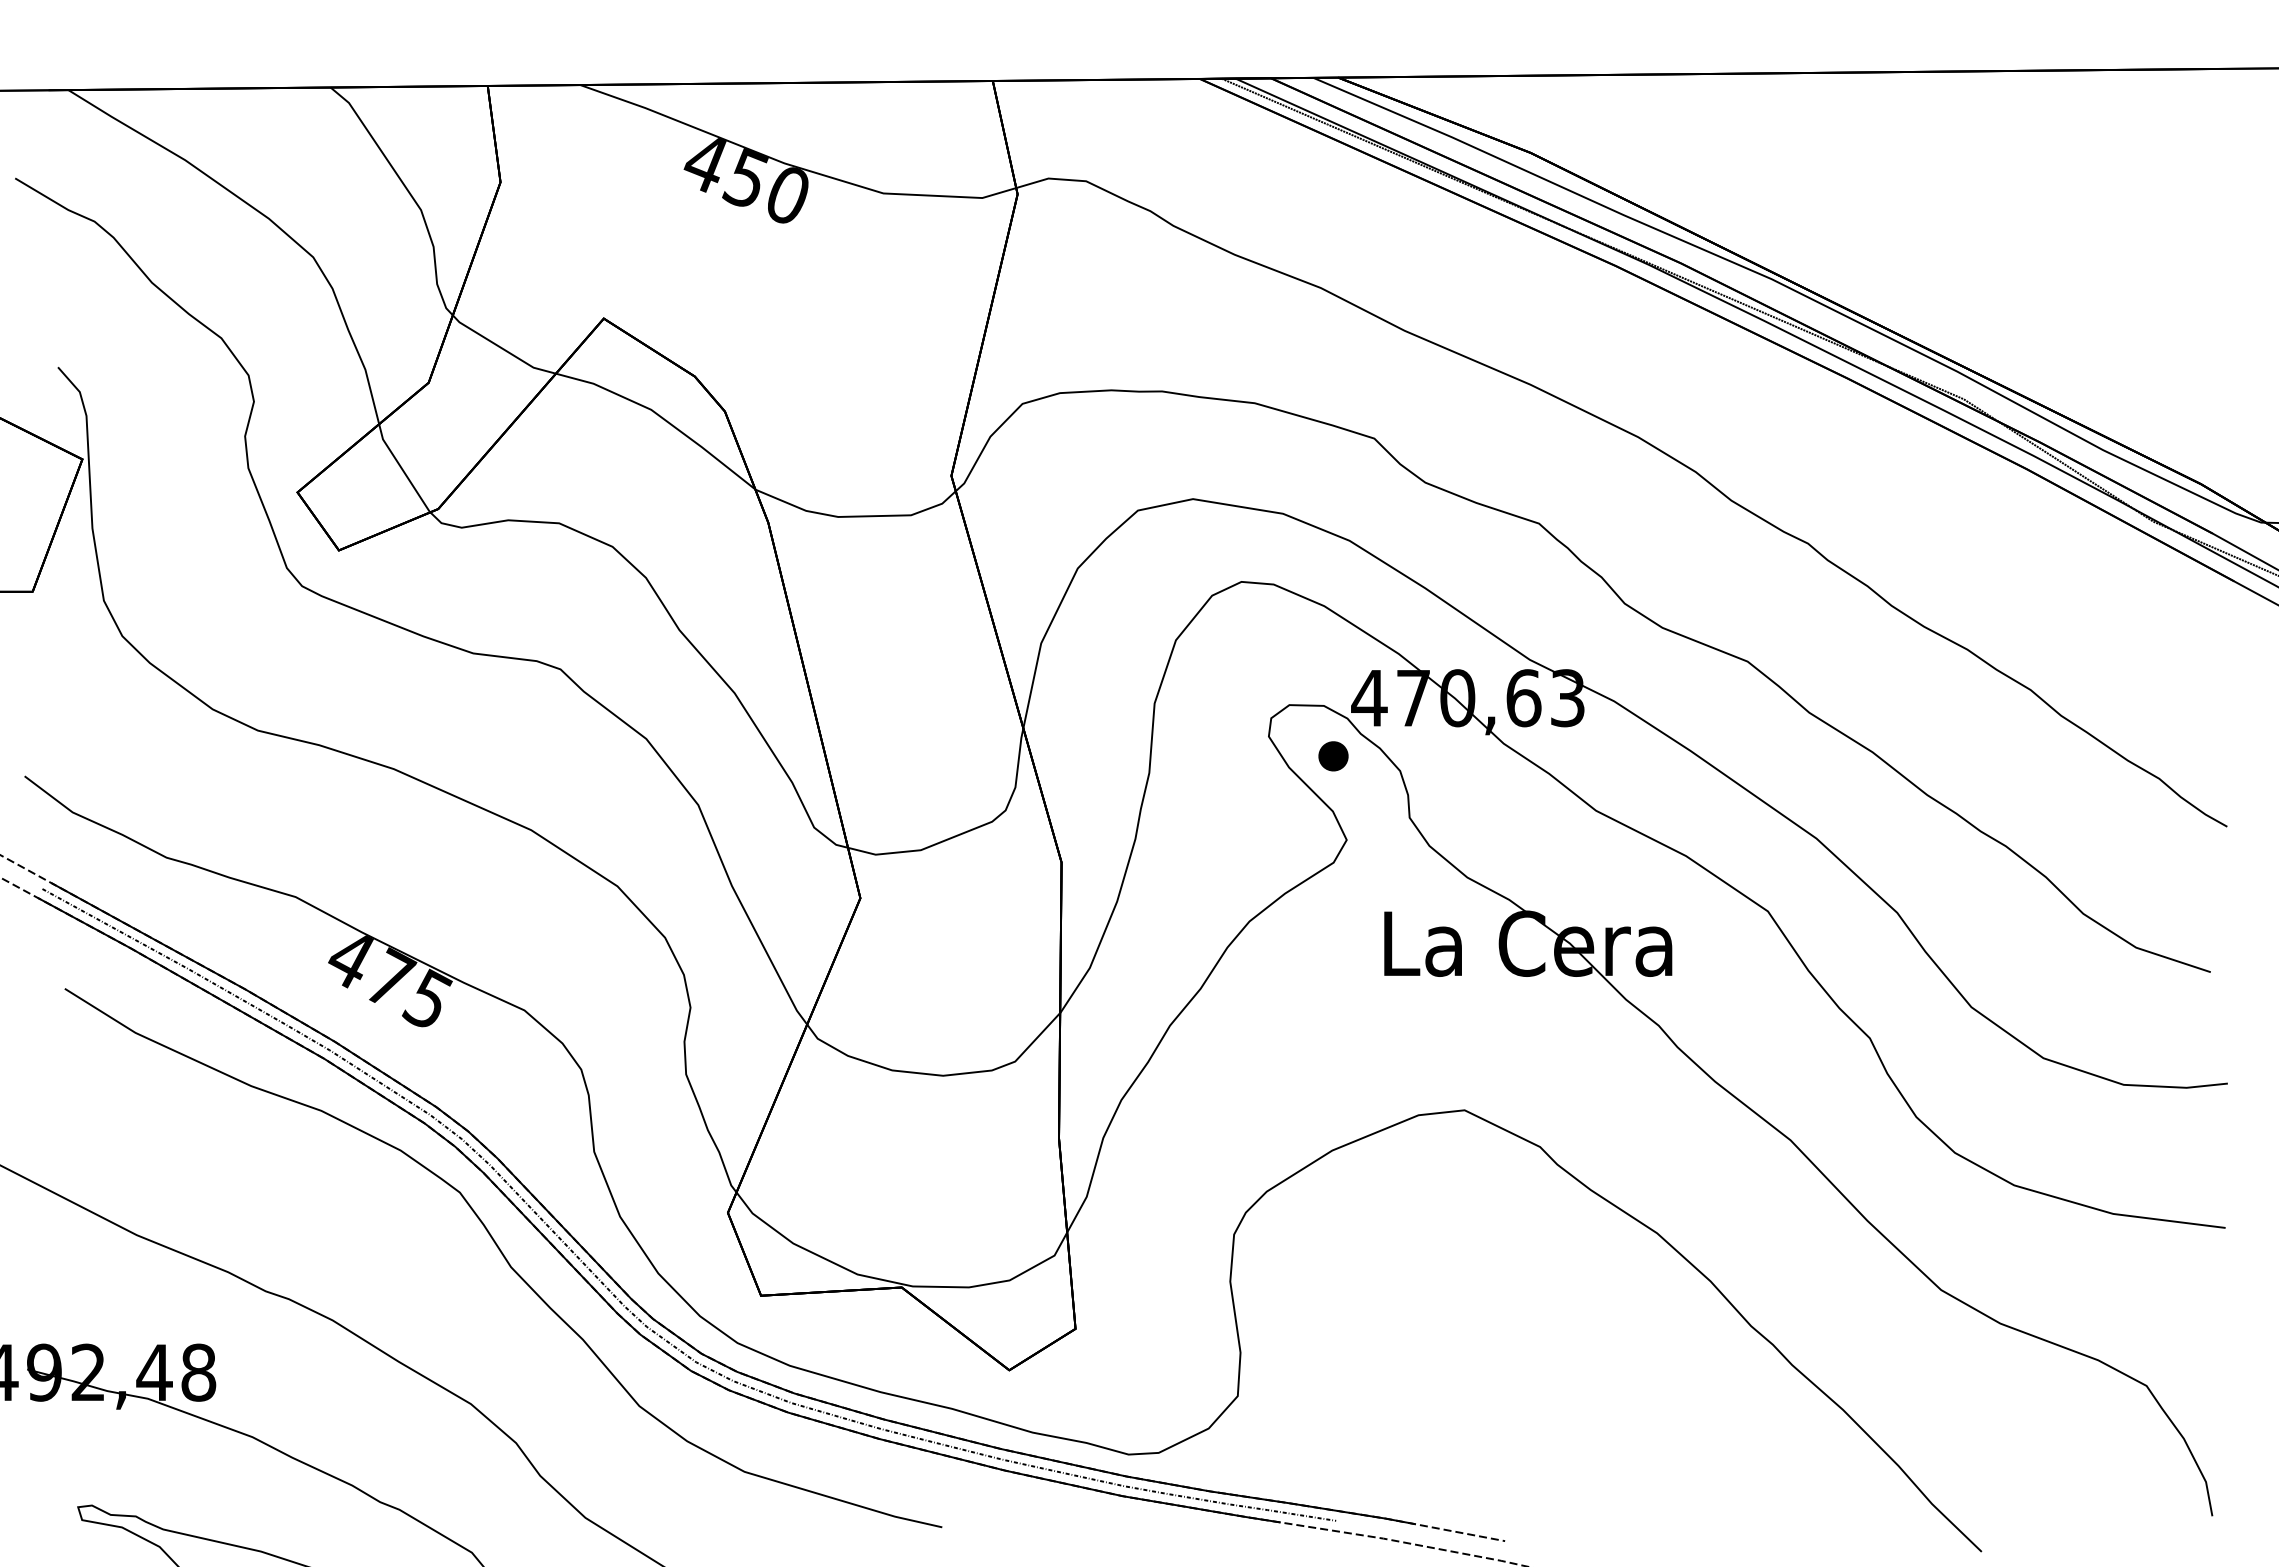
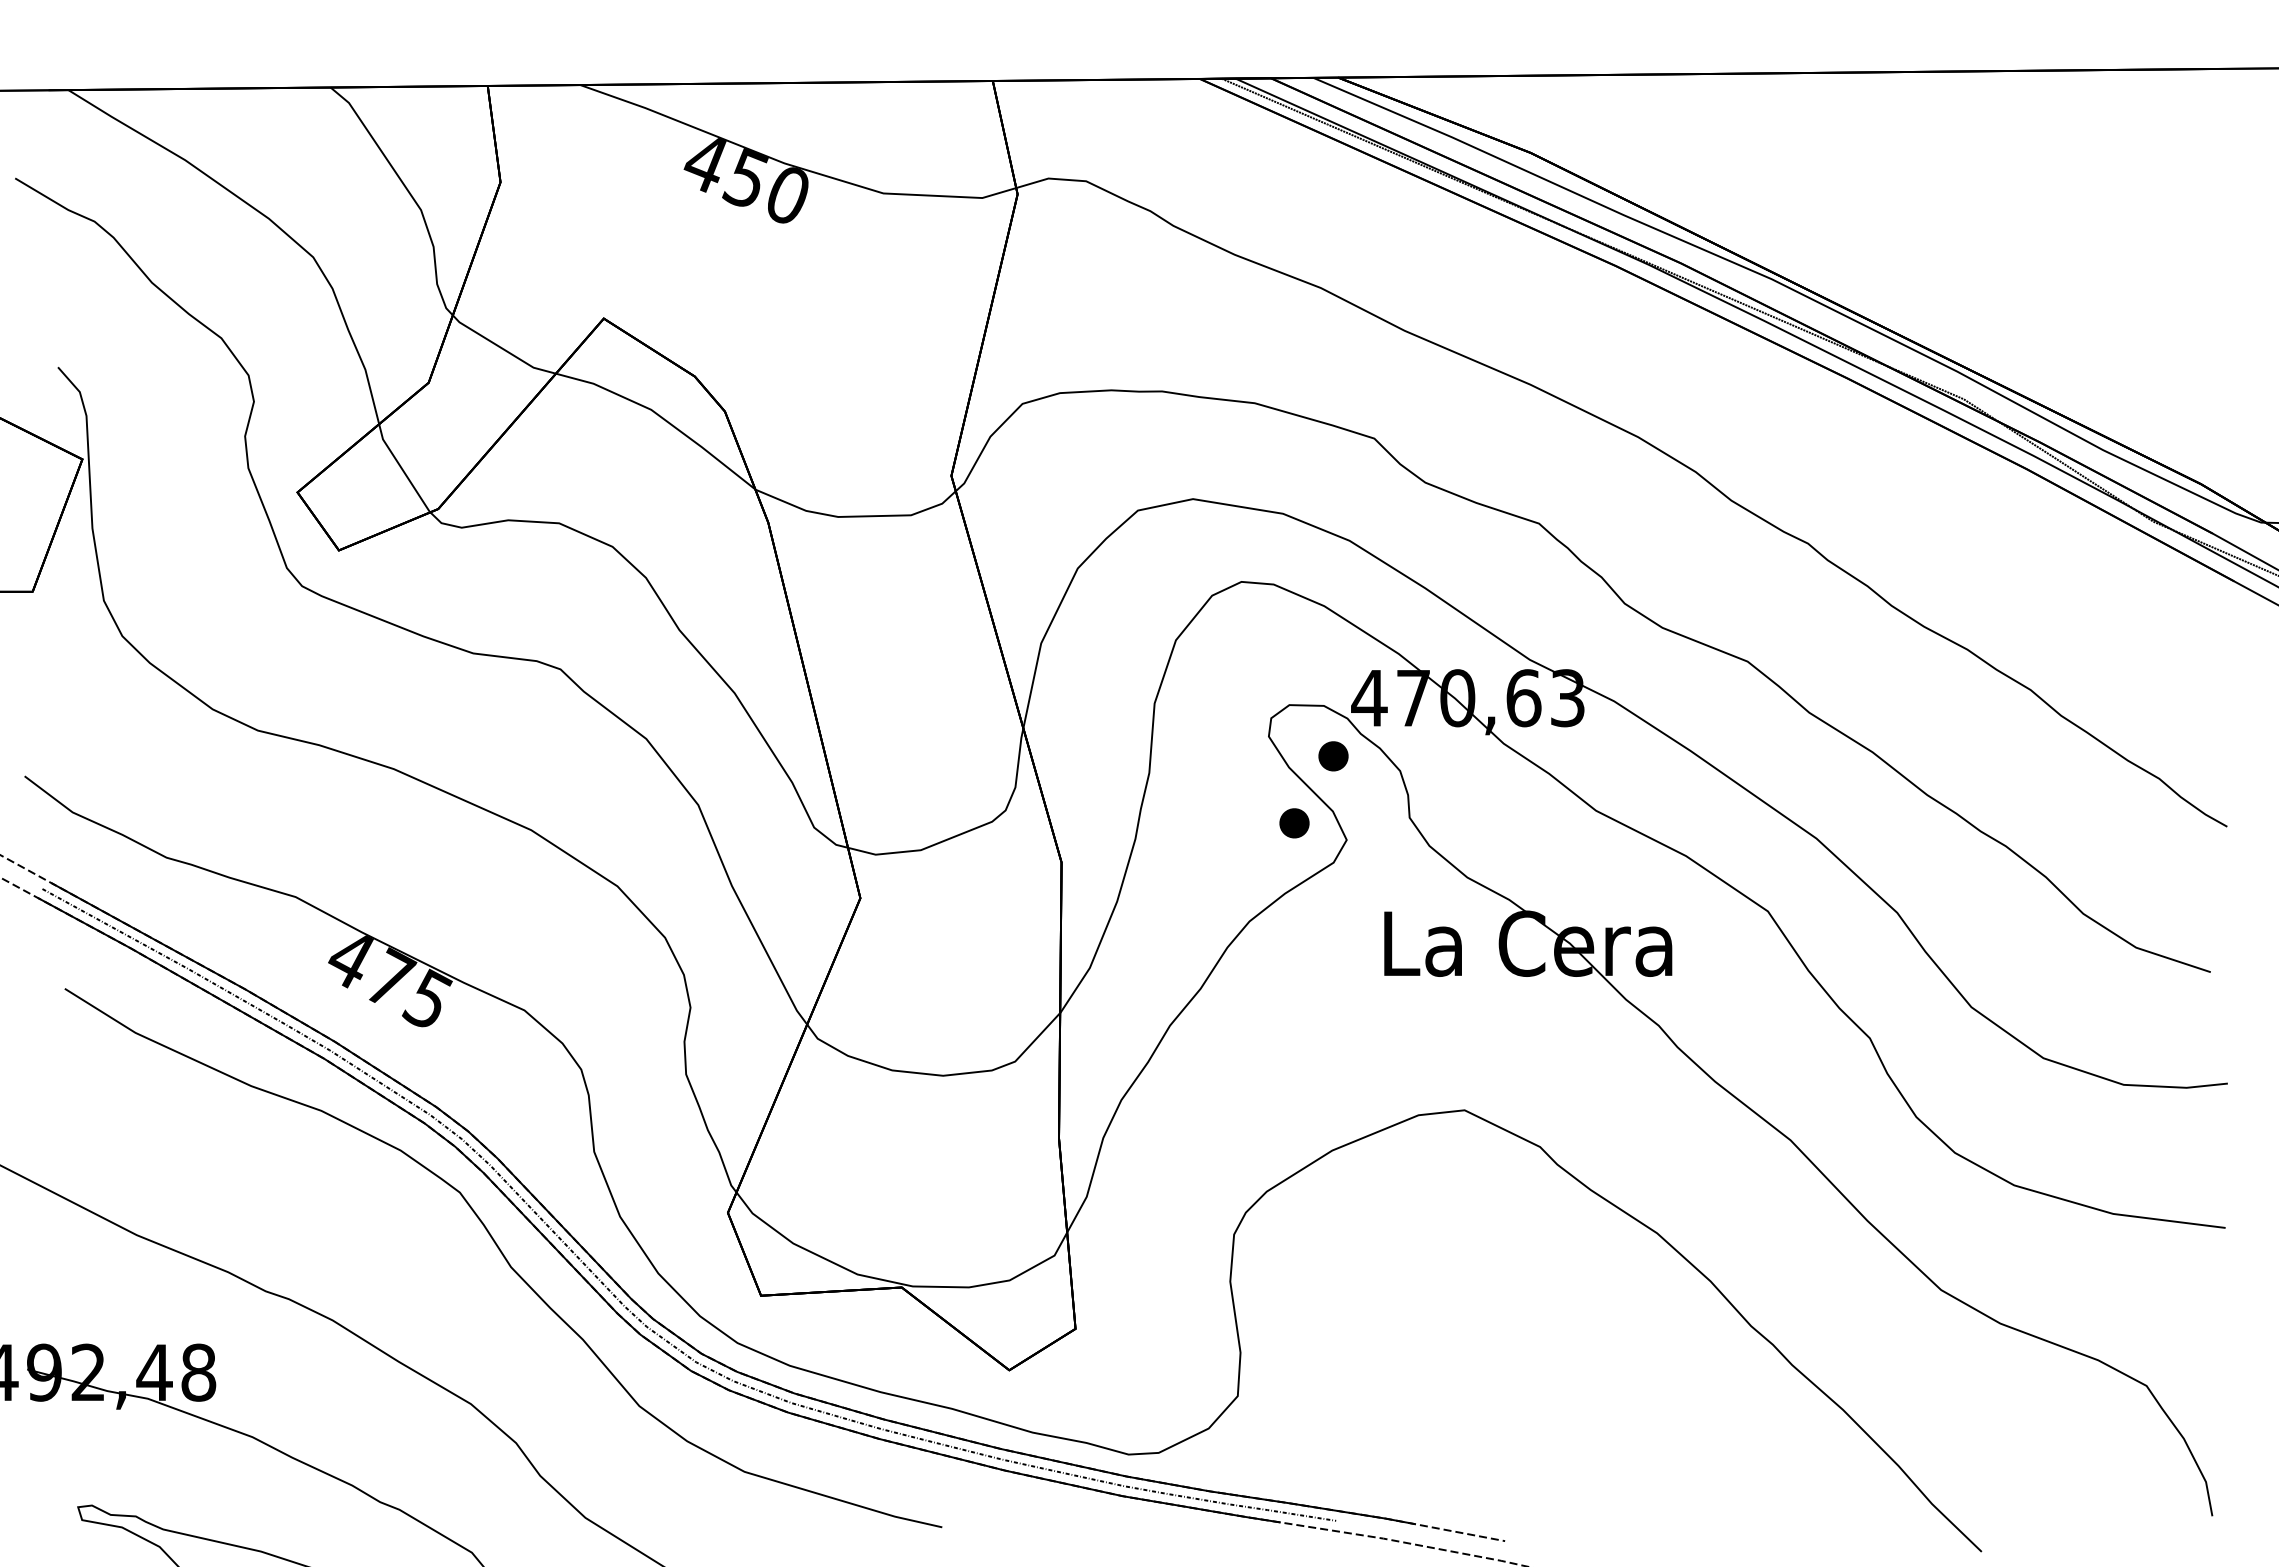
part: none -> present (1294, 823)
